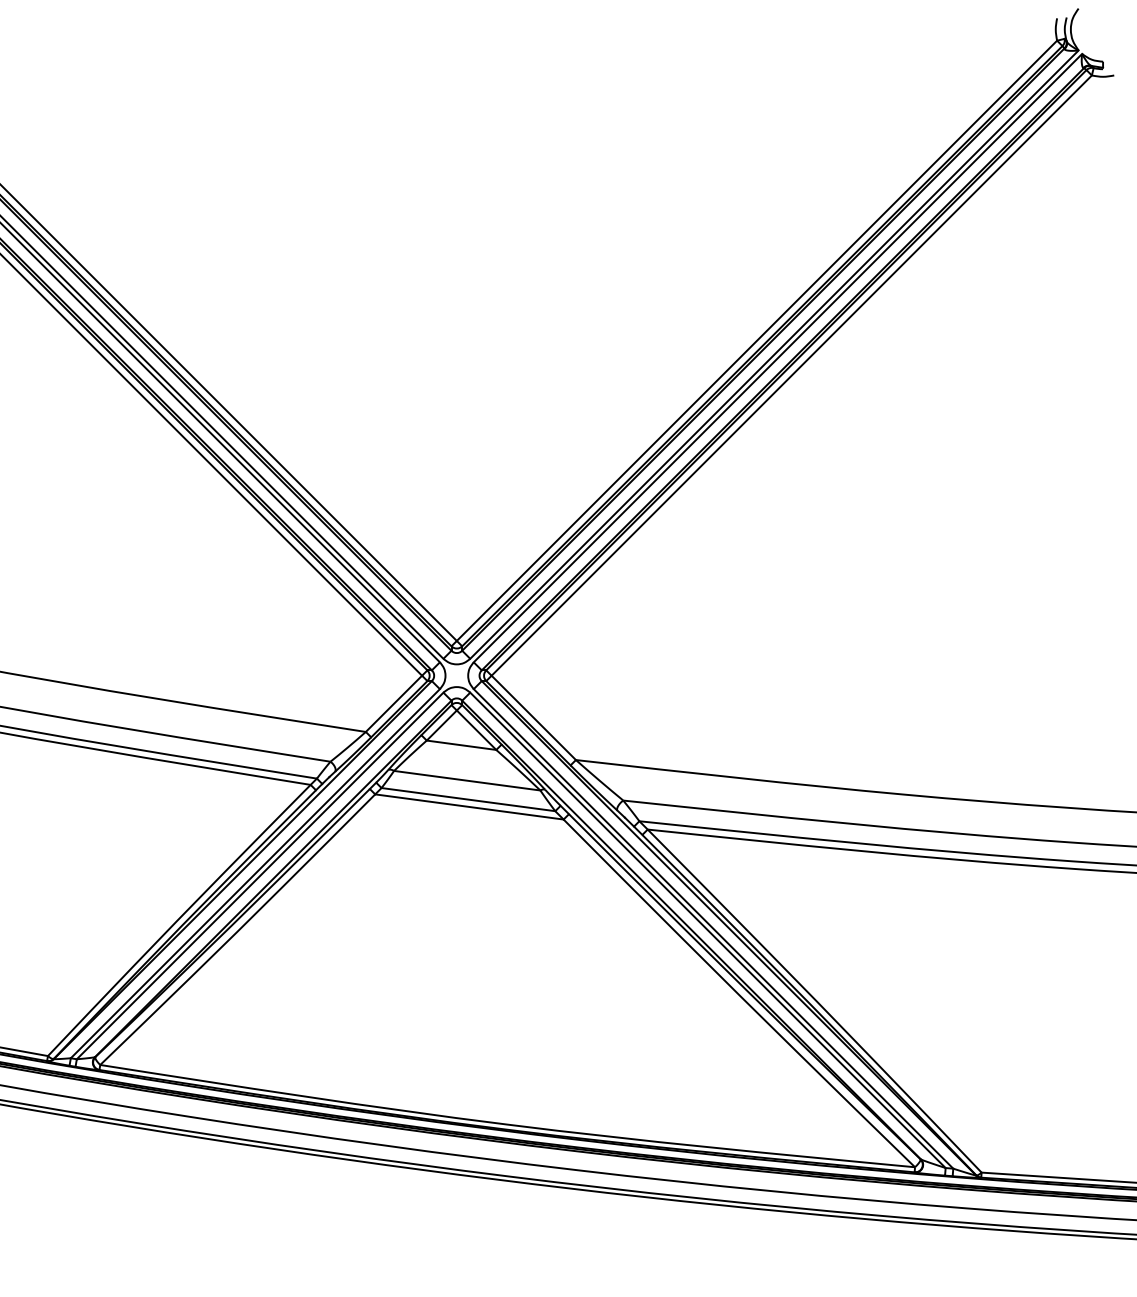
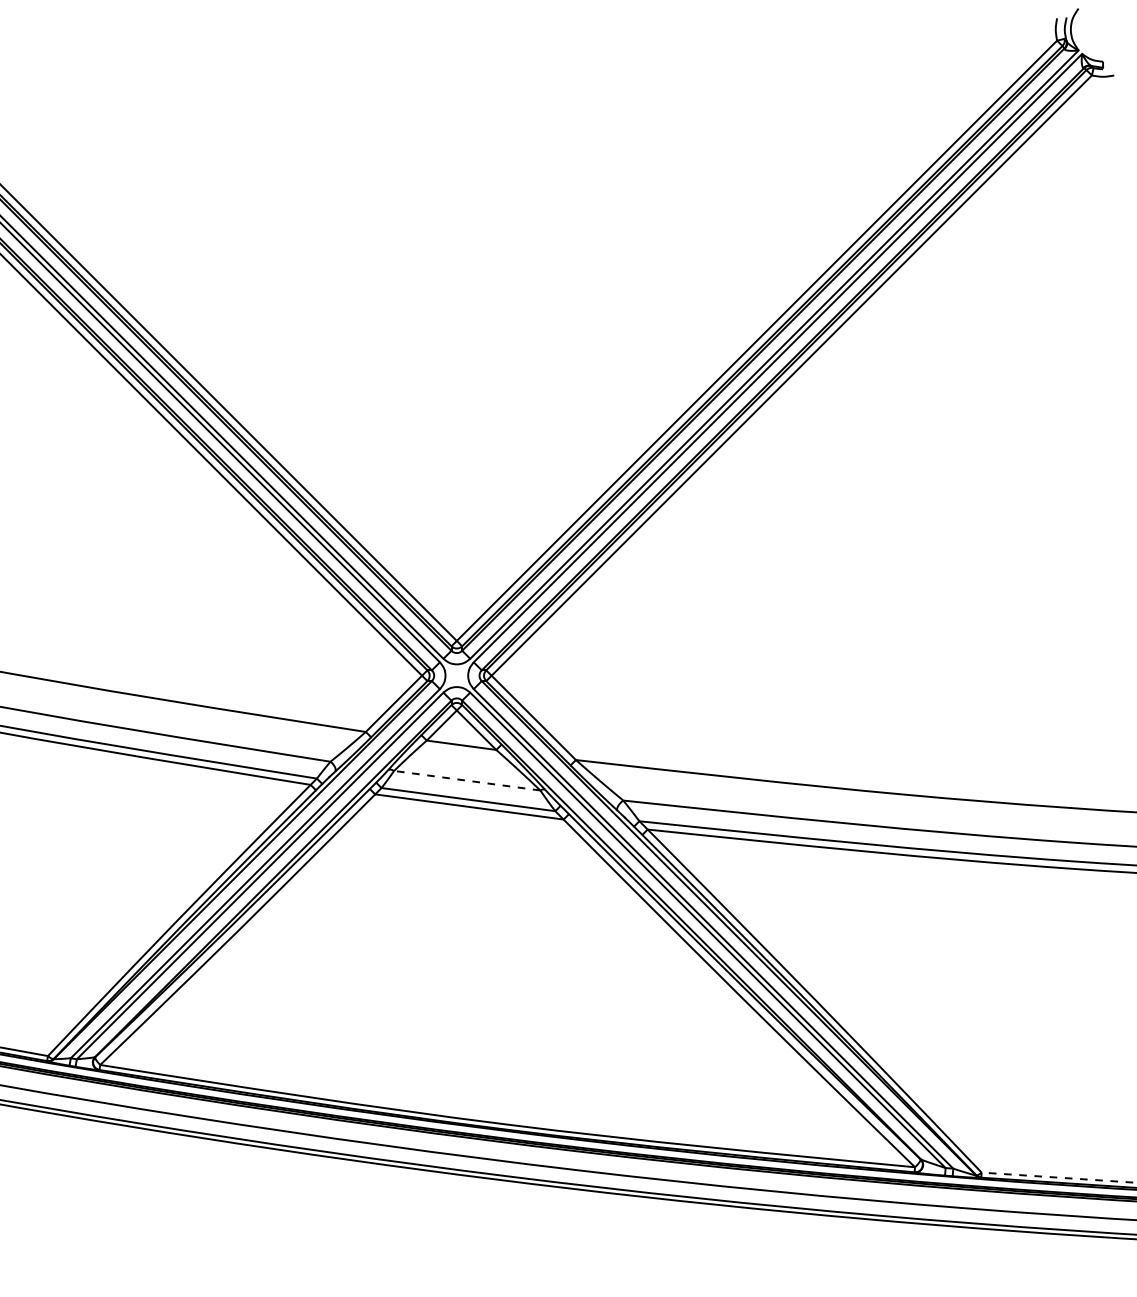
line: solid -> dashed (467, 780)
line: solid -> dashed (1059, 1177)
